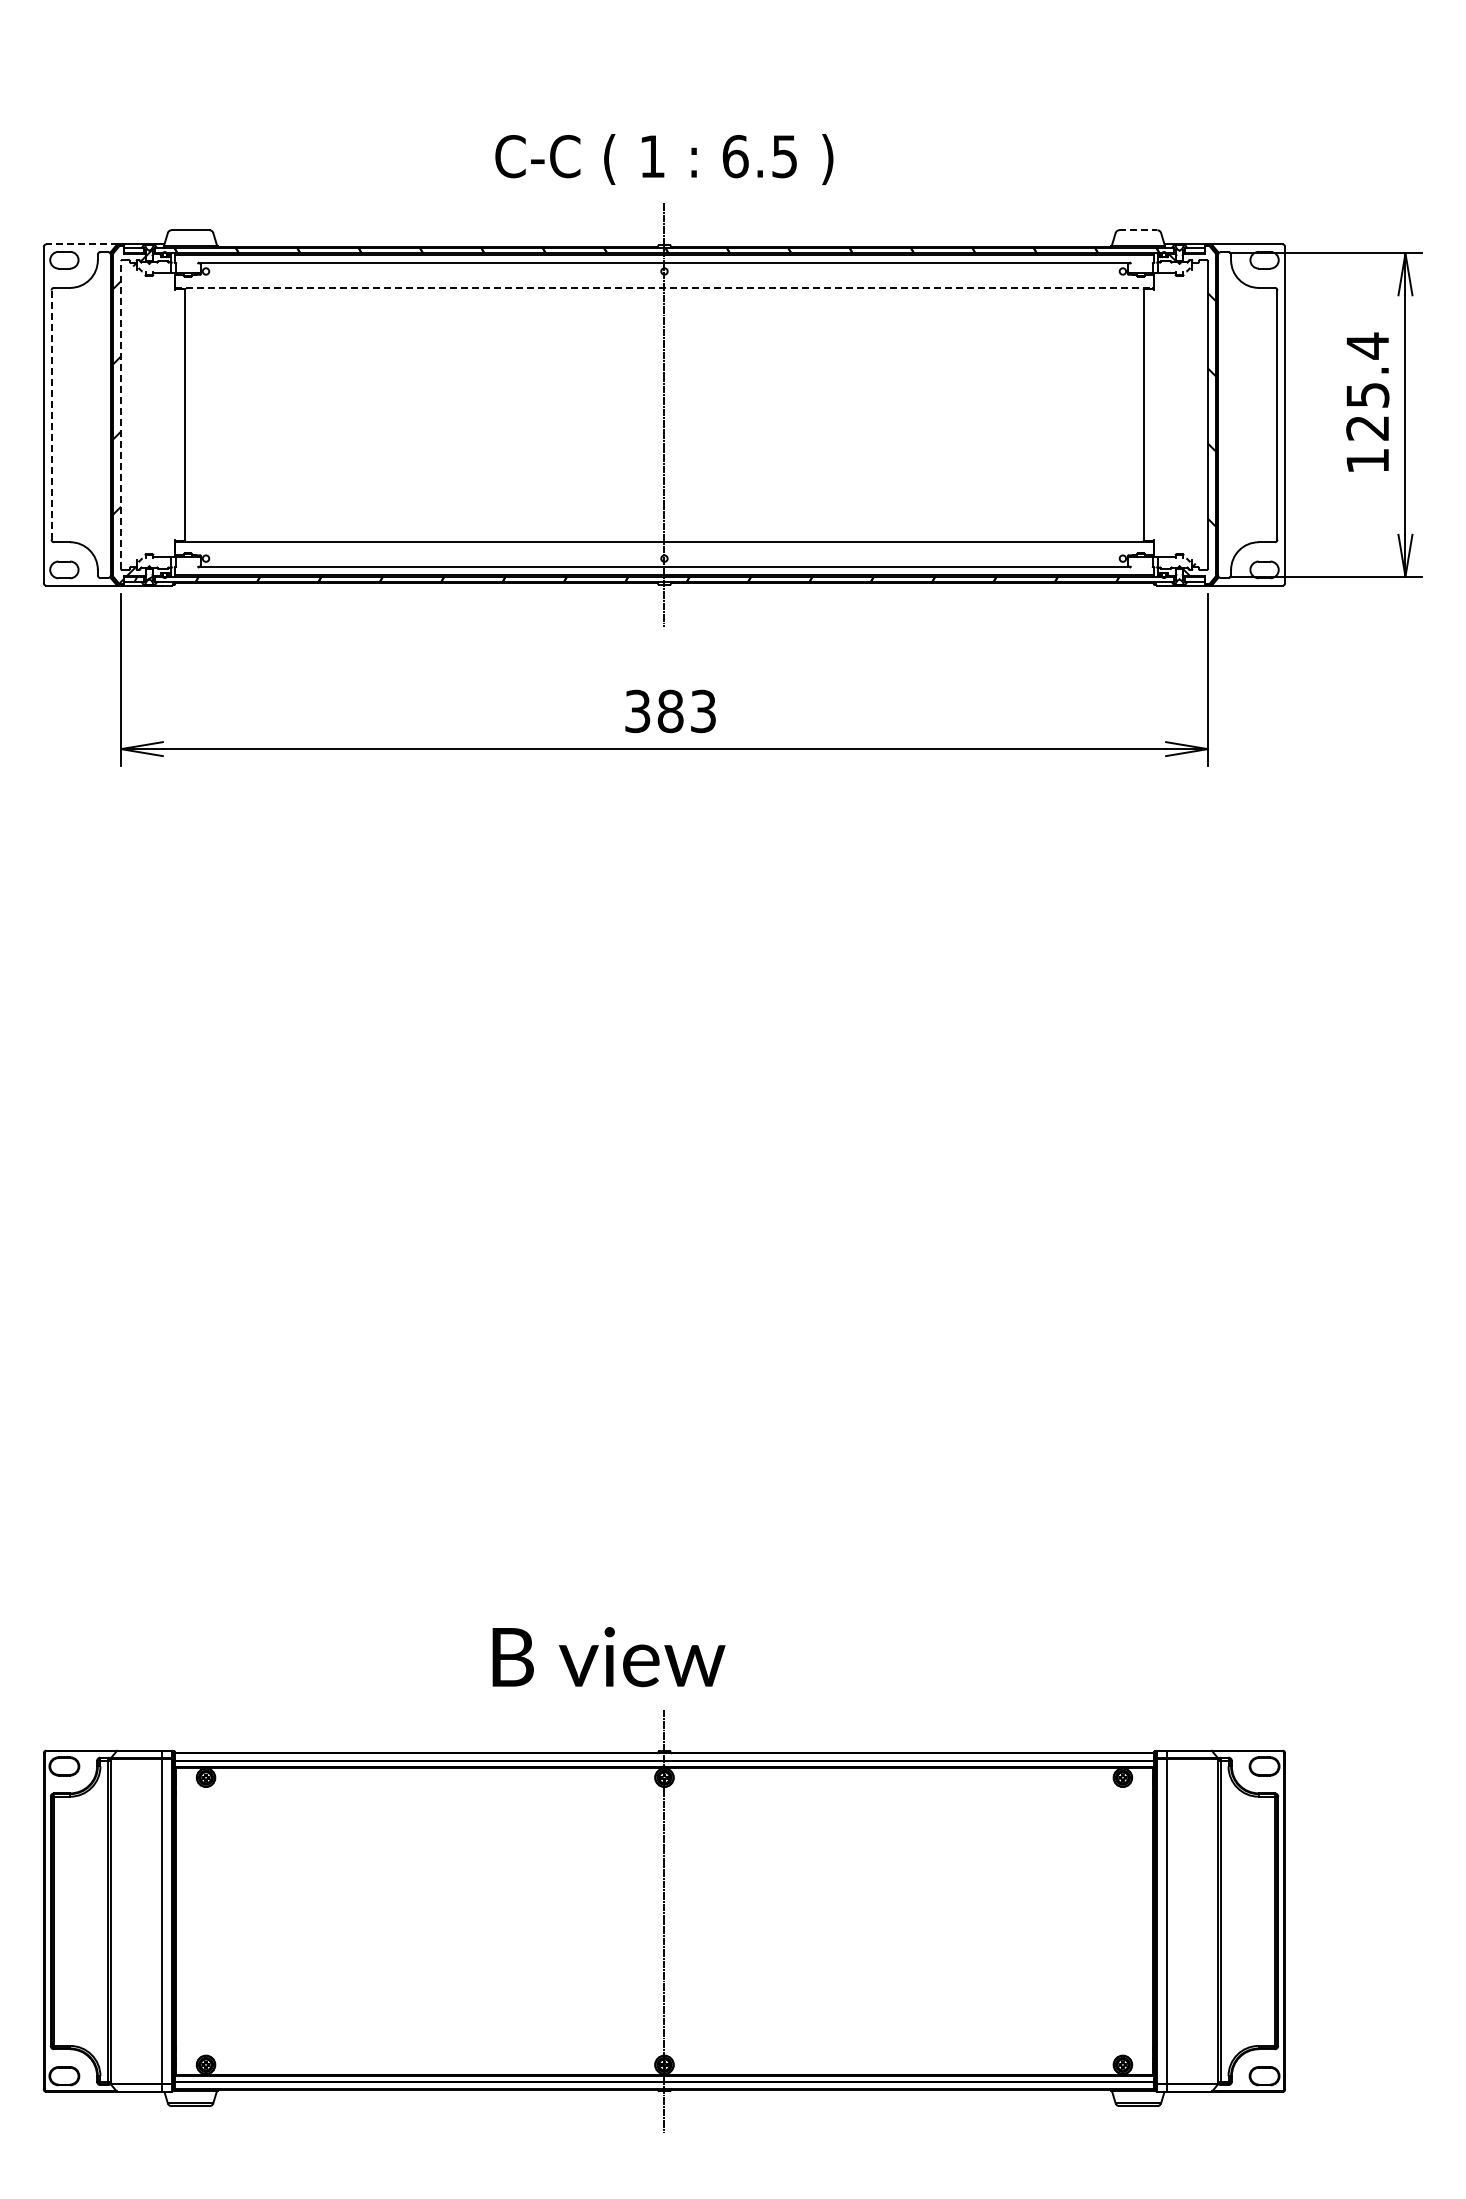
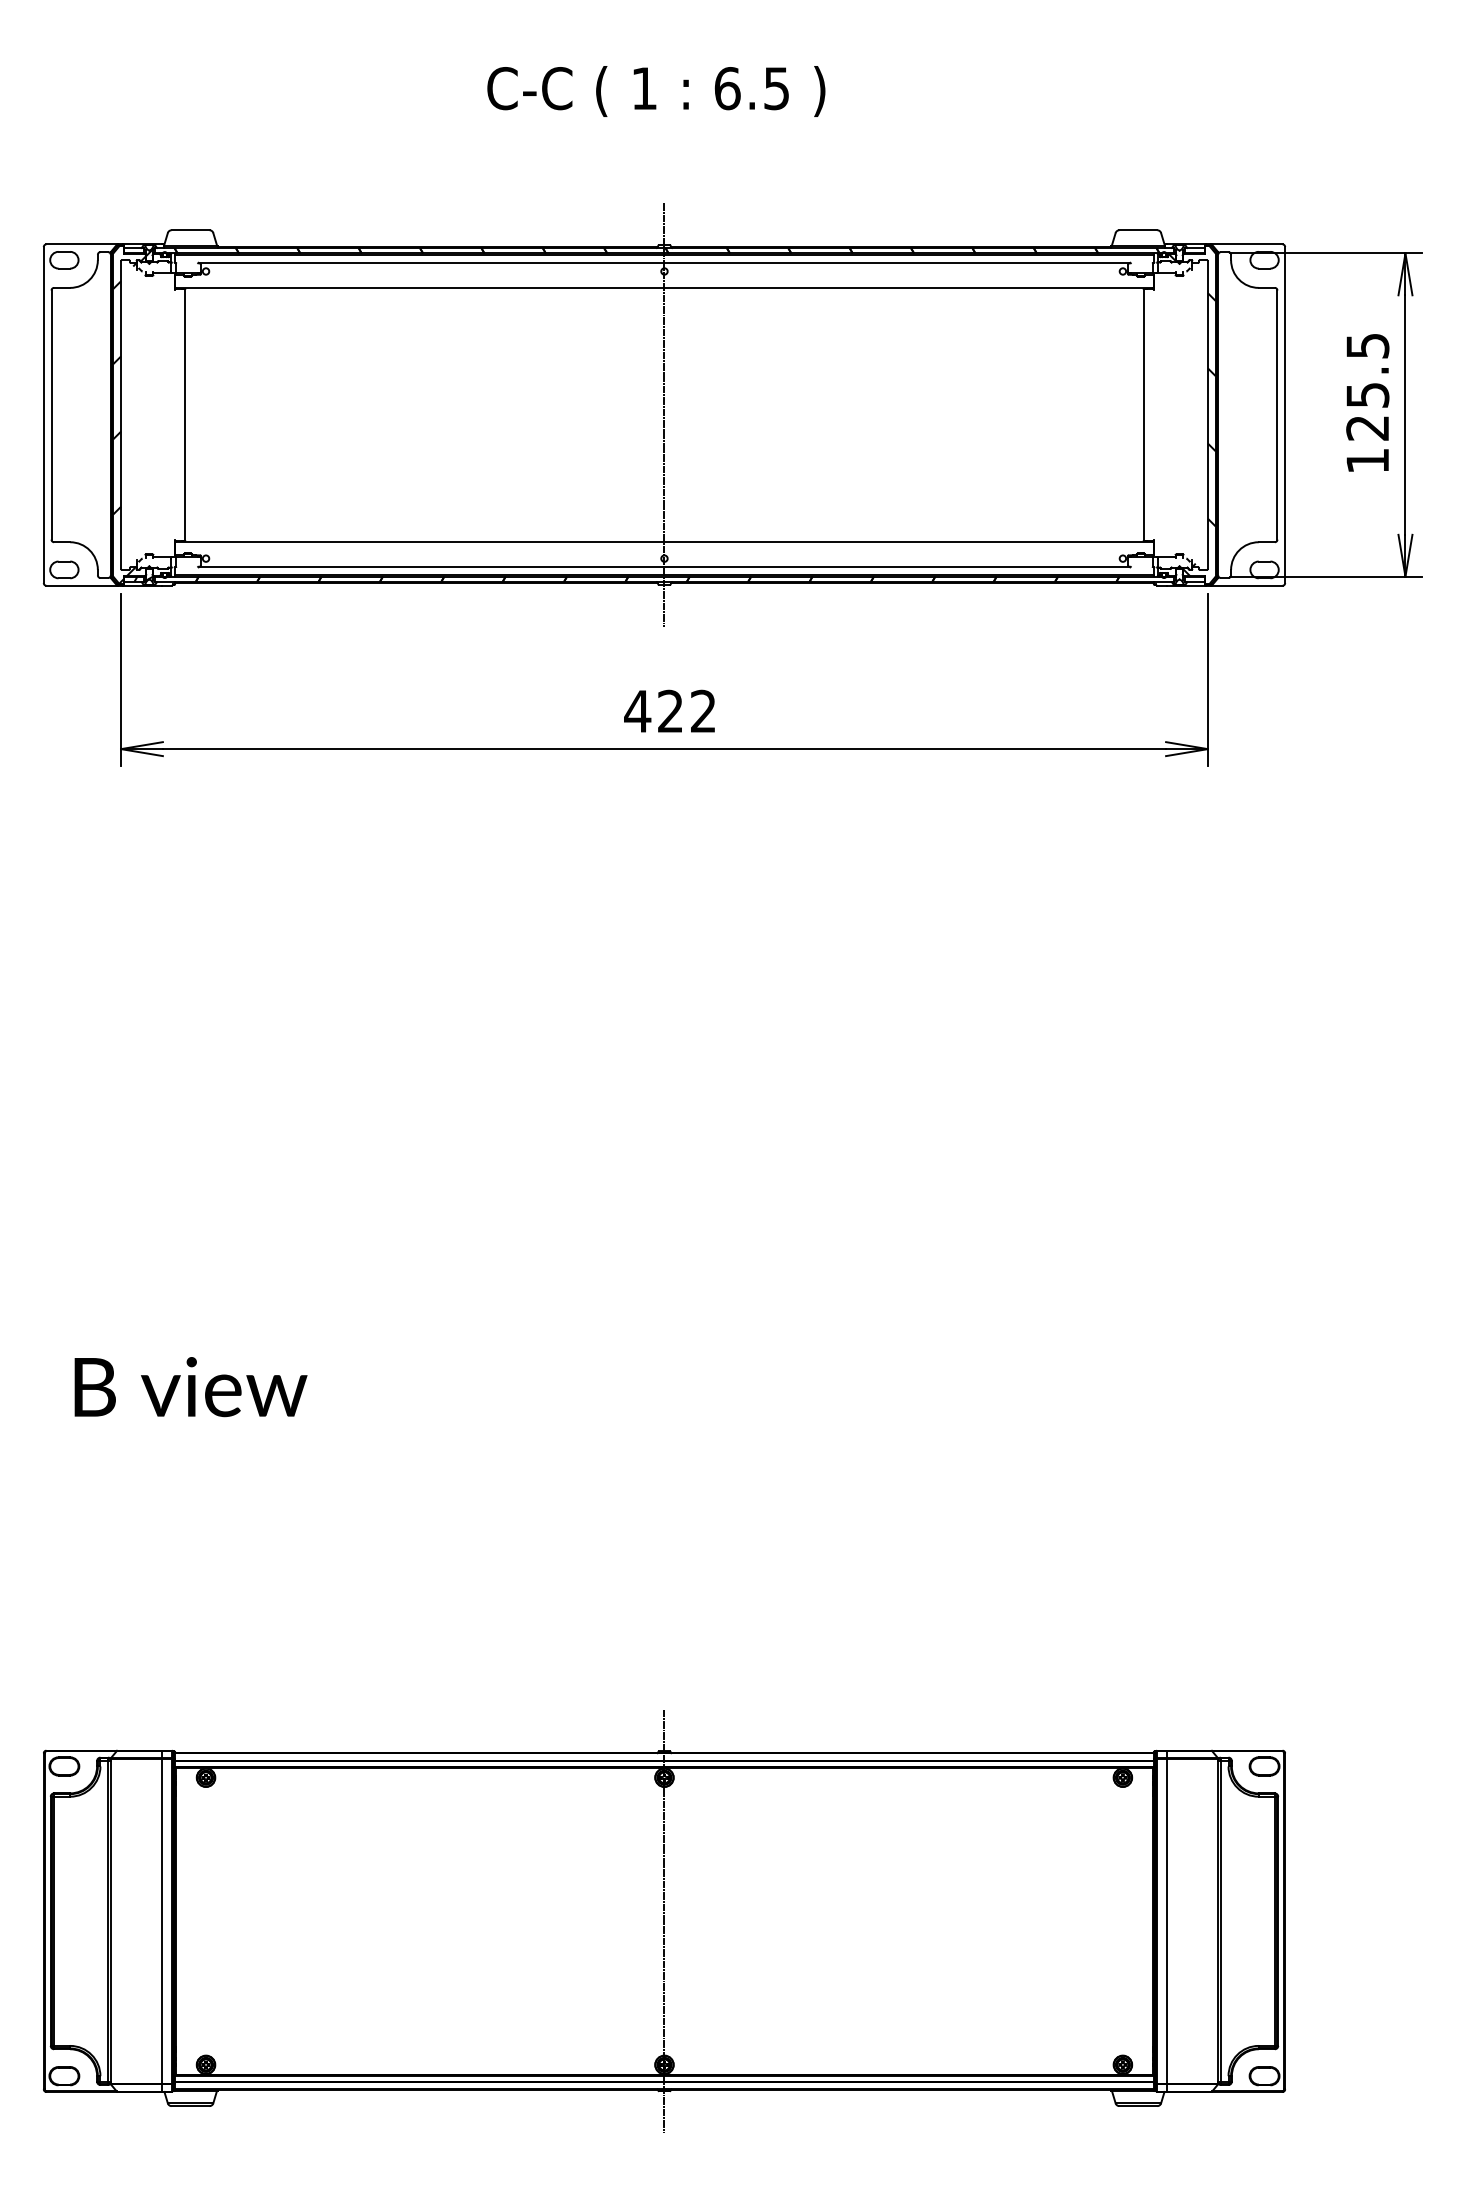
text position: (664, 159) -> (656, 91) (656, 91)
line: dashed -> solid (1138, 230)
line: dashed -> solid (81, 244)
line: dashed -> solid (664, 288)
text: 125.4 -> 125.5 (1367, 345)
line: dashed -> solid (51, 415)
line: dashed -> solid (121, 415)
text: 383 -> 422 (669, 711)
text position: (608, 1657) -> (190, 1387) (190, 1387)
